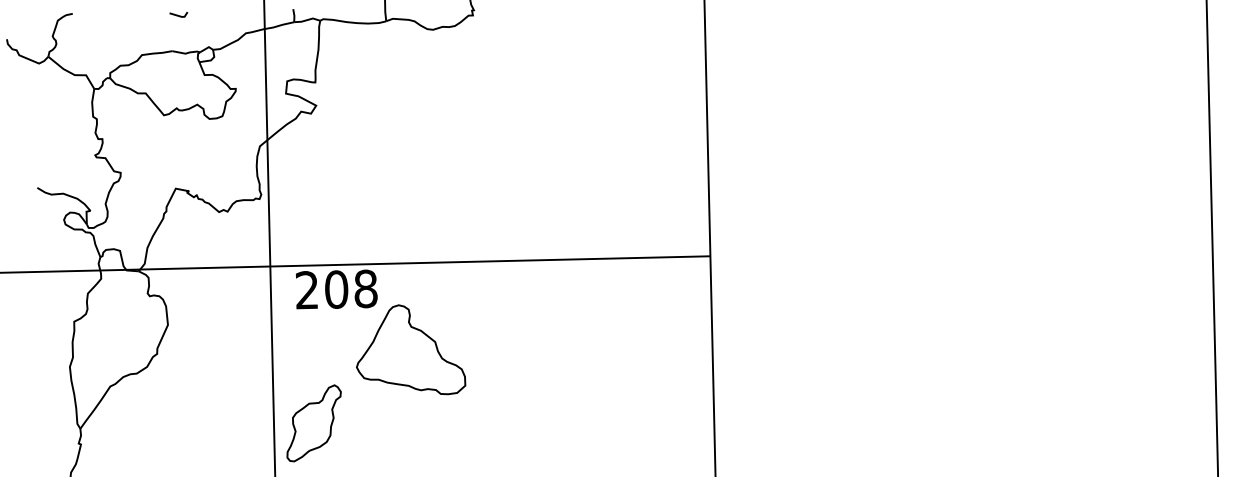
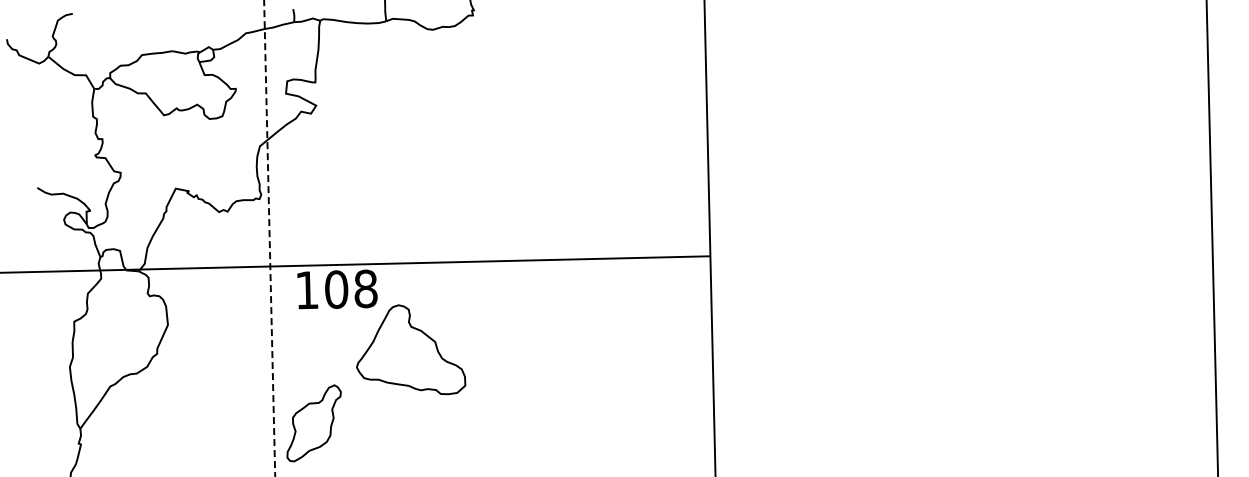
line: present -> none (177, 14)
line: solid -> dashed (269, 238)
text: 208 -> 108 (307, 290)
